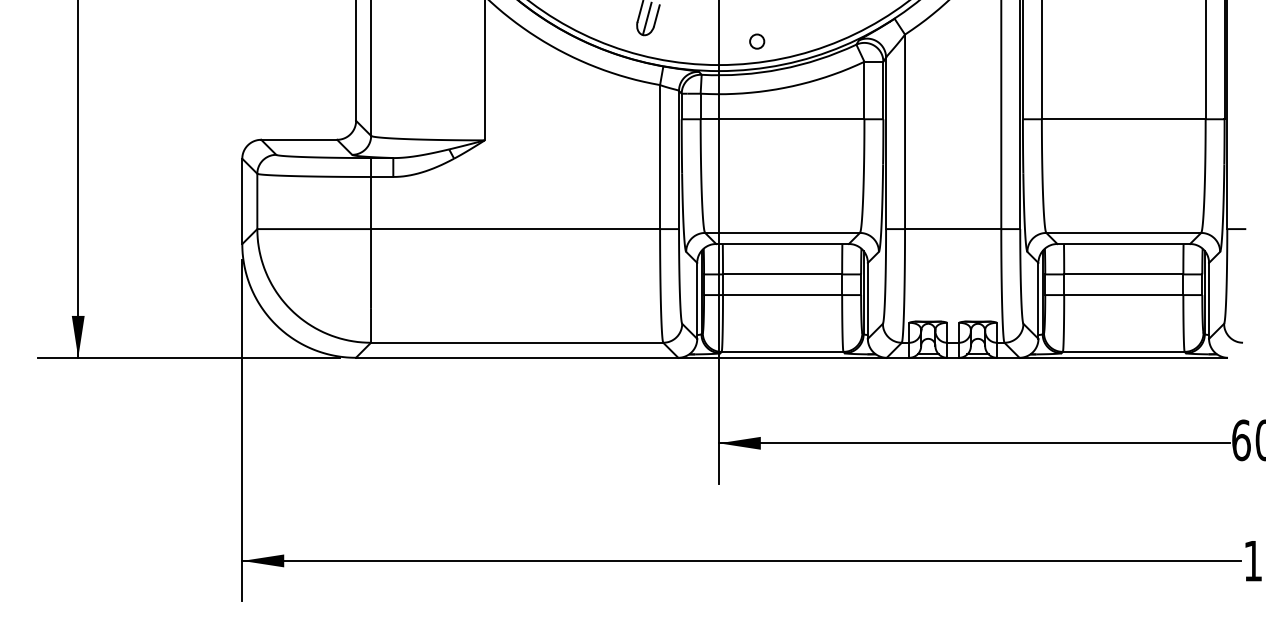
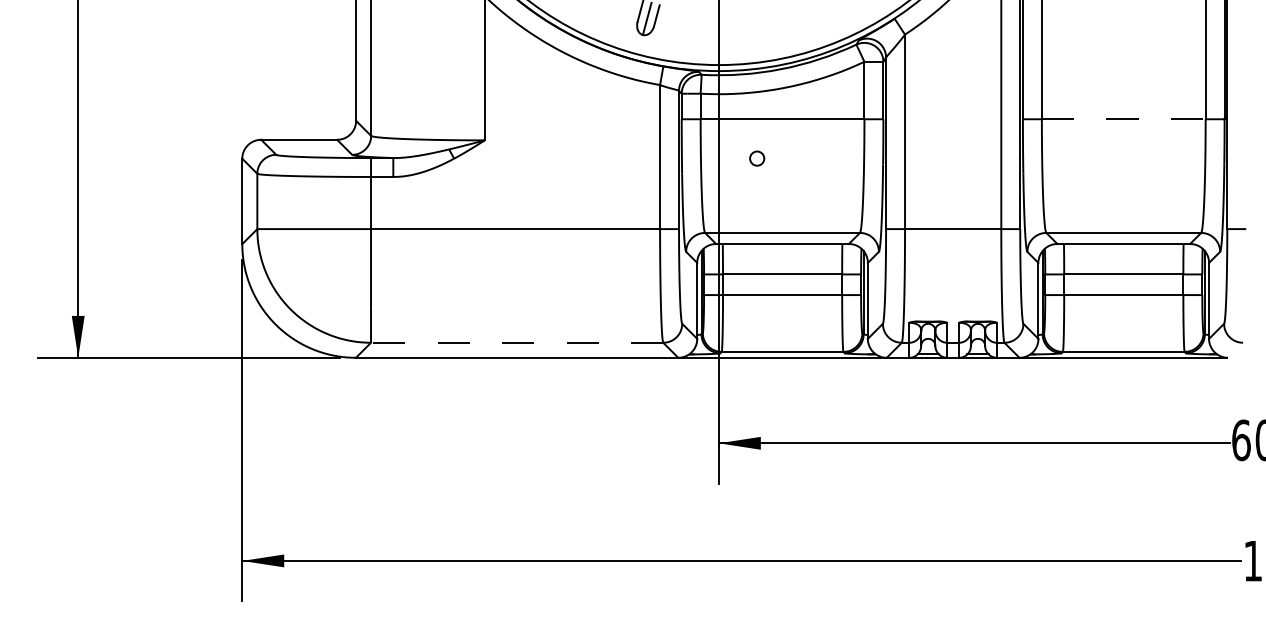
circle position: (757, 41) -> (757, 158) (757, 158)
line: solid -> dashed (1123, 119)
line: solid -> dashed (516, 342)
